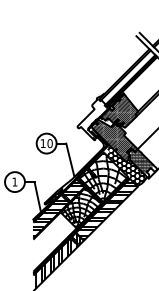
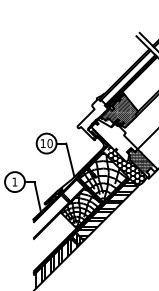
hatch: present -> none (114, 140)
hatch: present -> none (58, 209)
